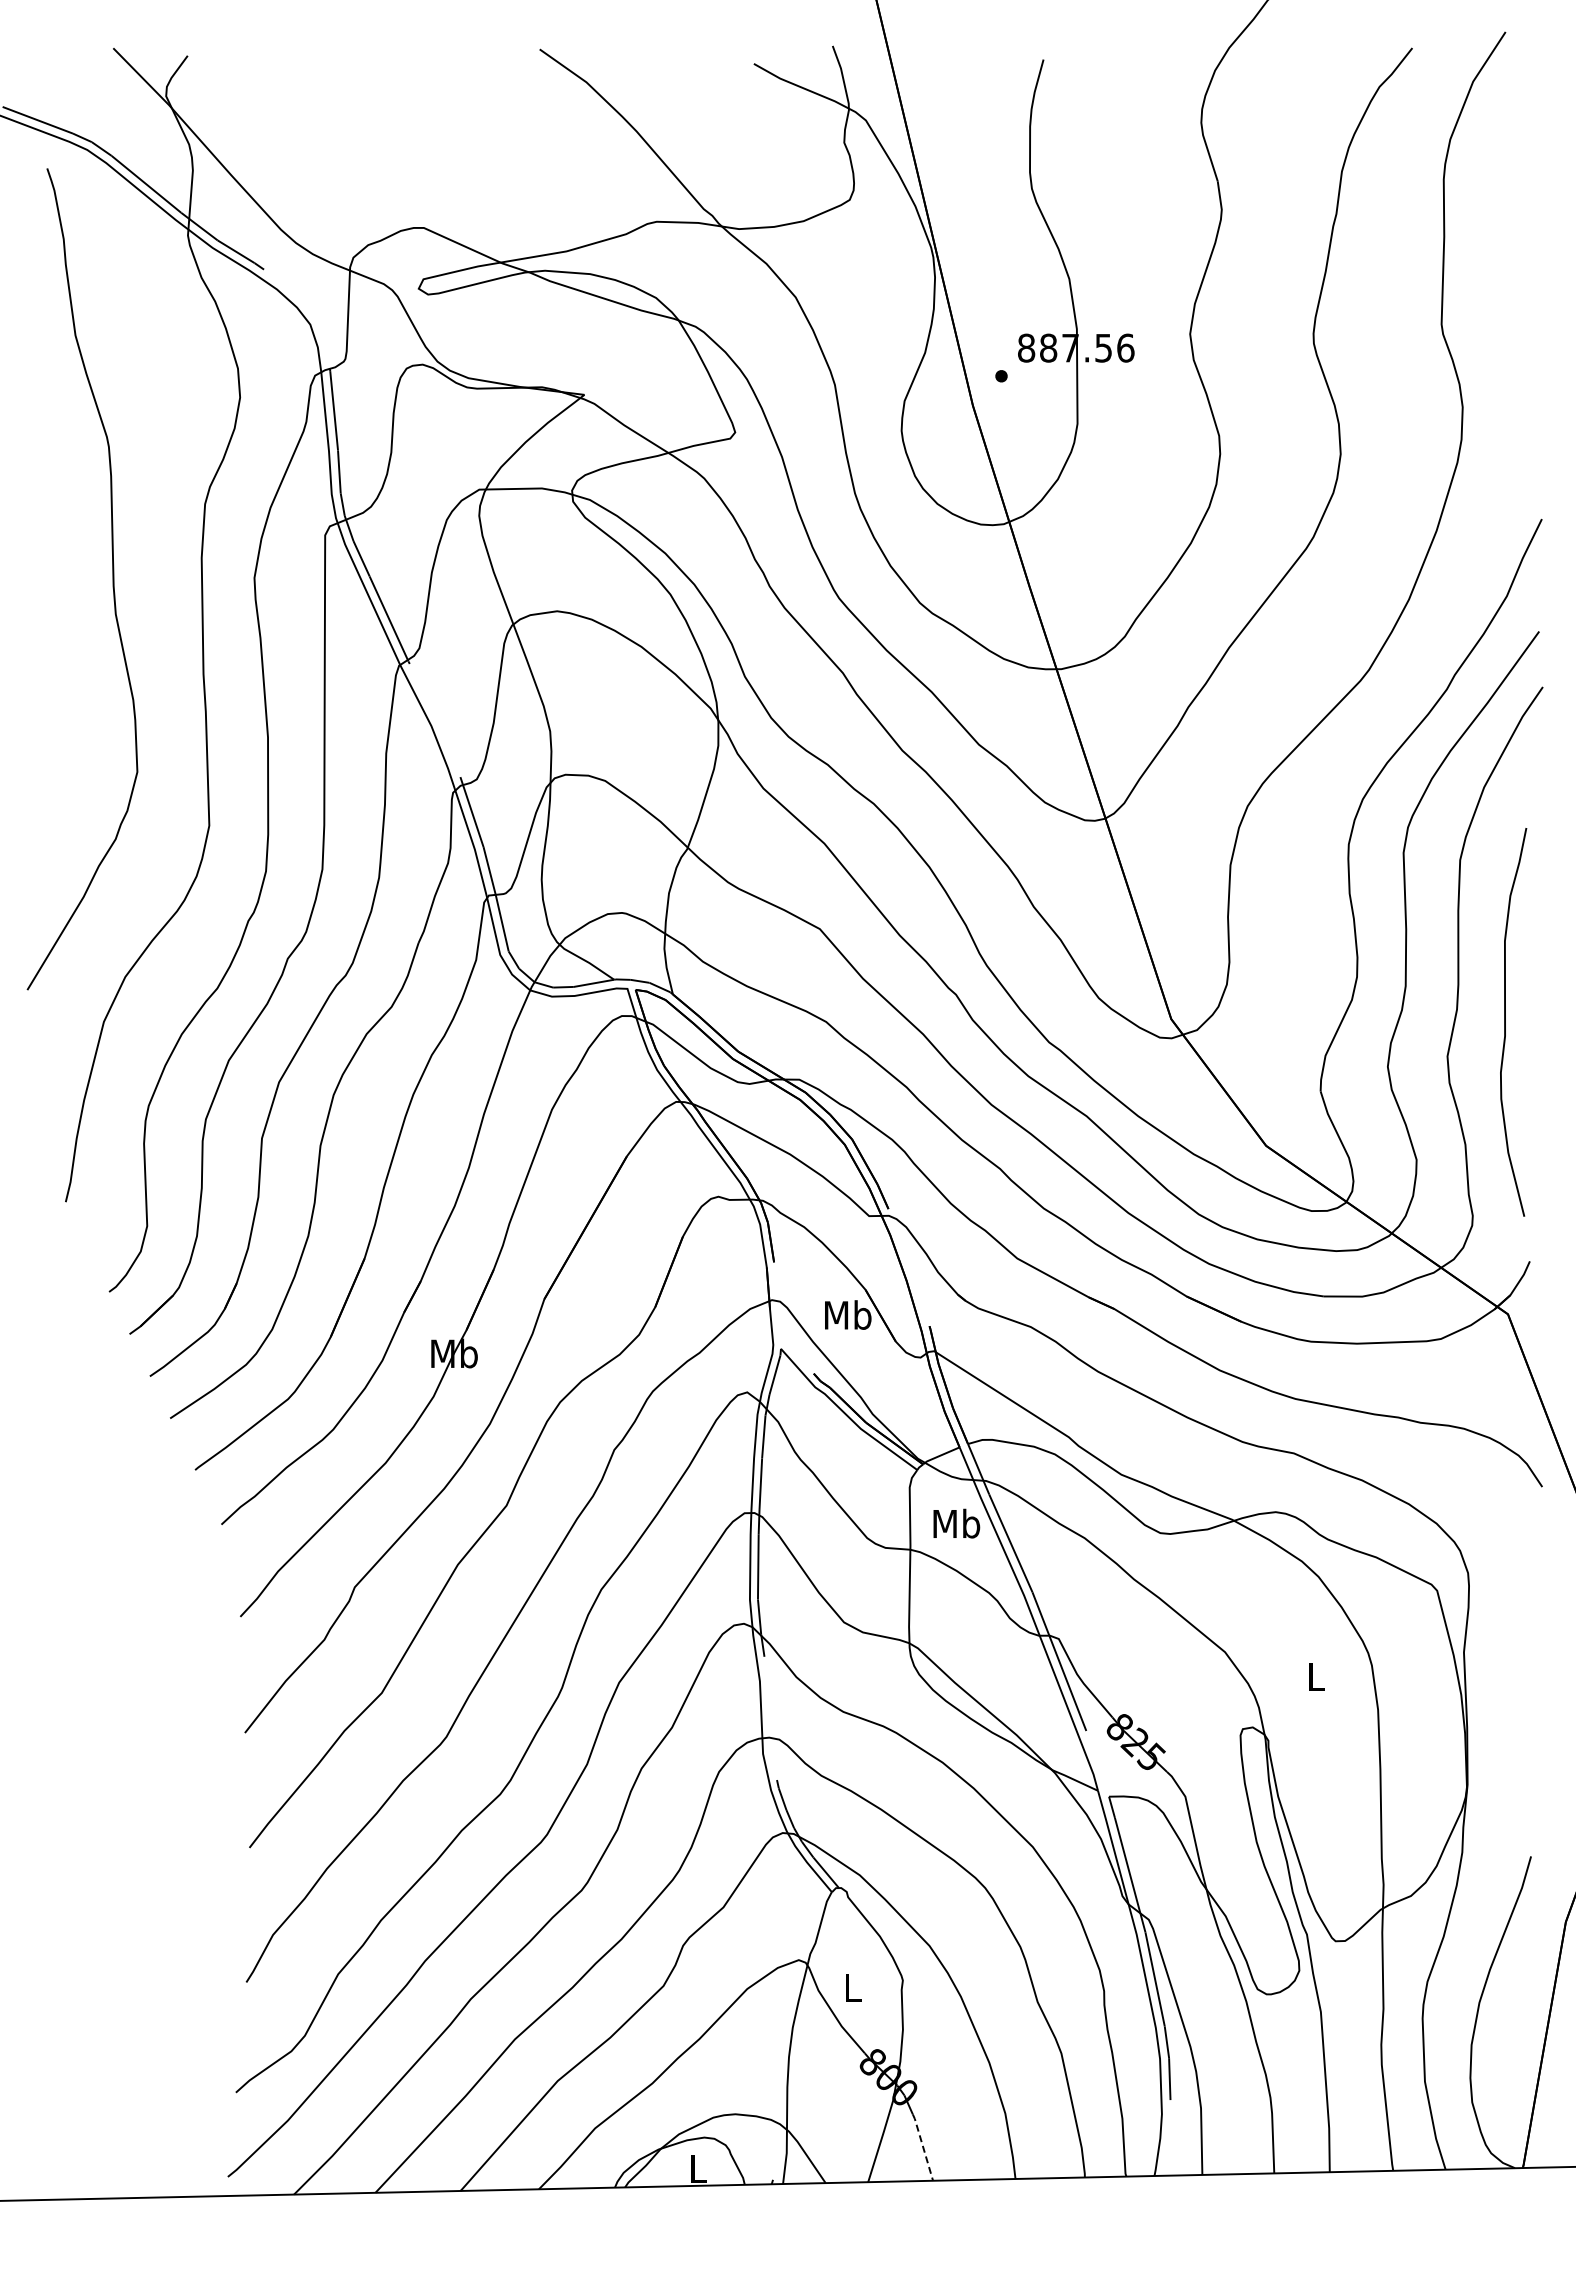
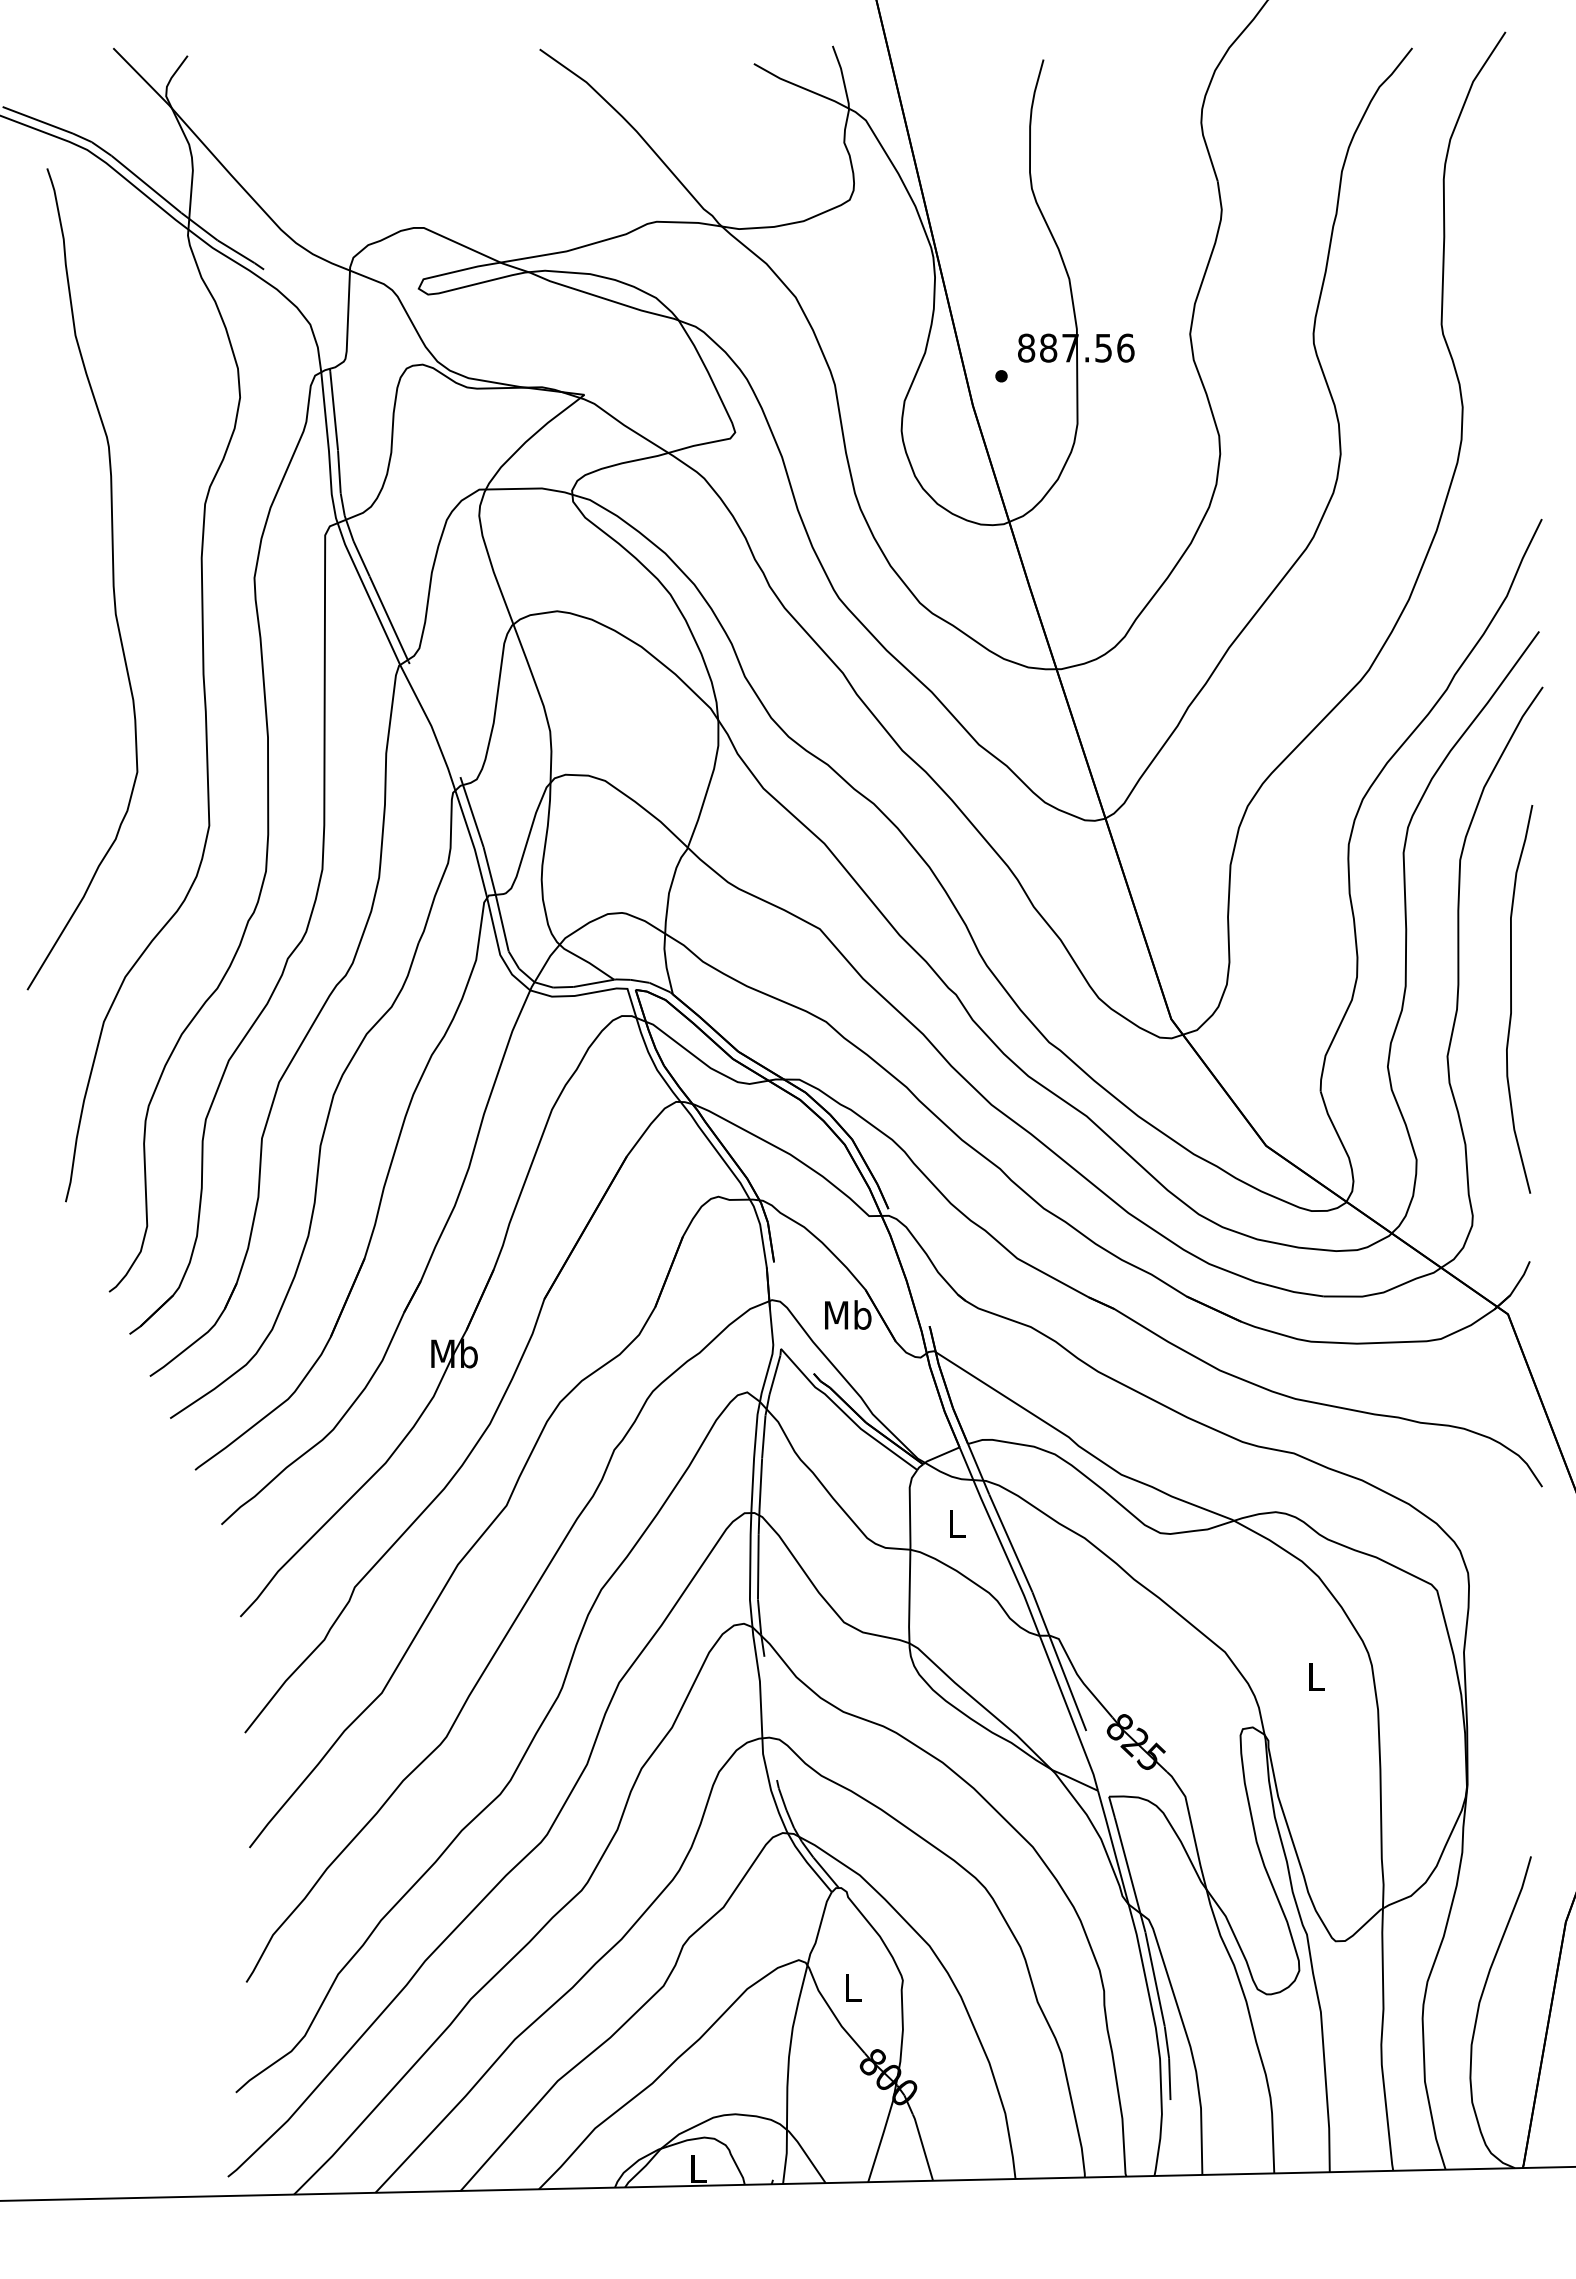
curve position: (1505, 1022) -> (1511, 999) (1511, 999)
text: Mb -> L (956, 1523)
line: dashed -> solid (923, 2147)
